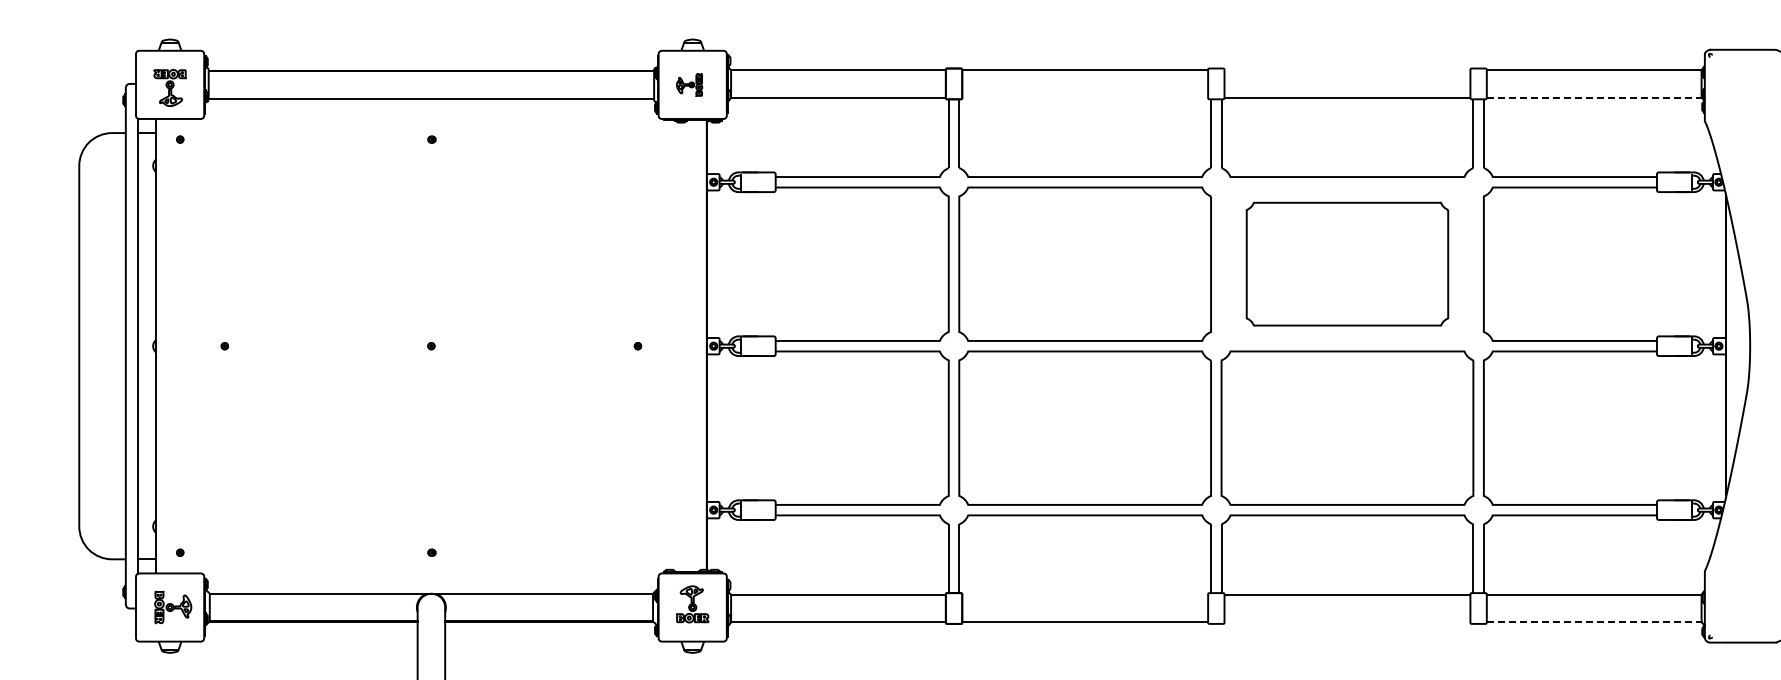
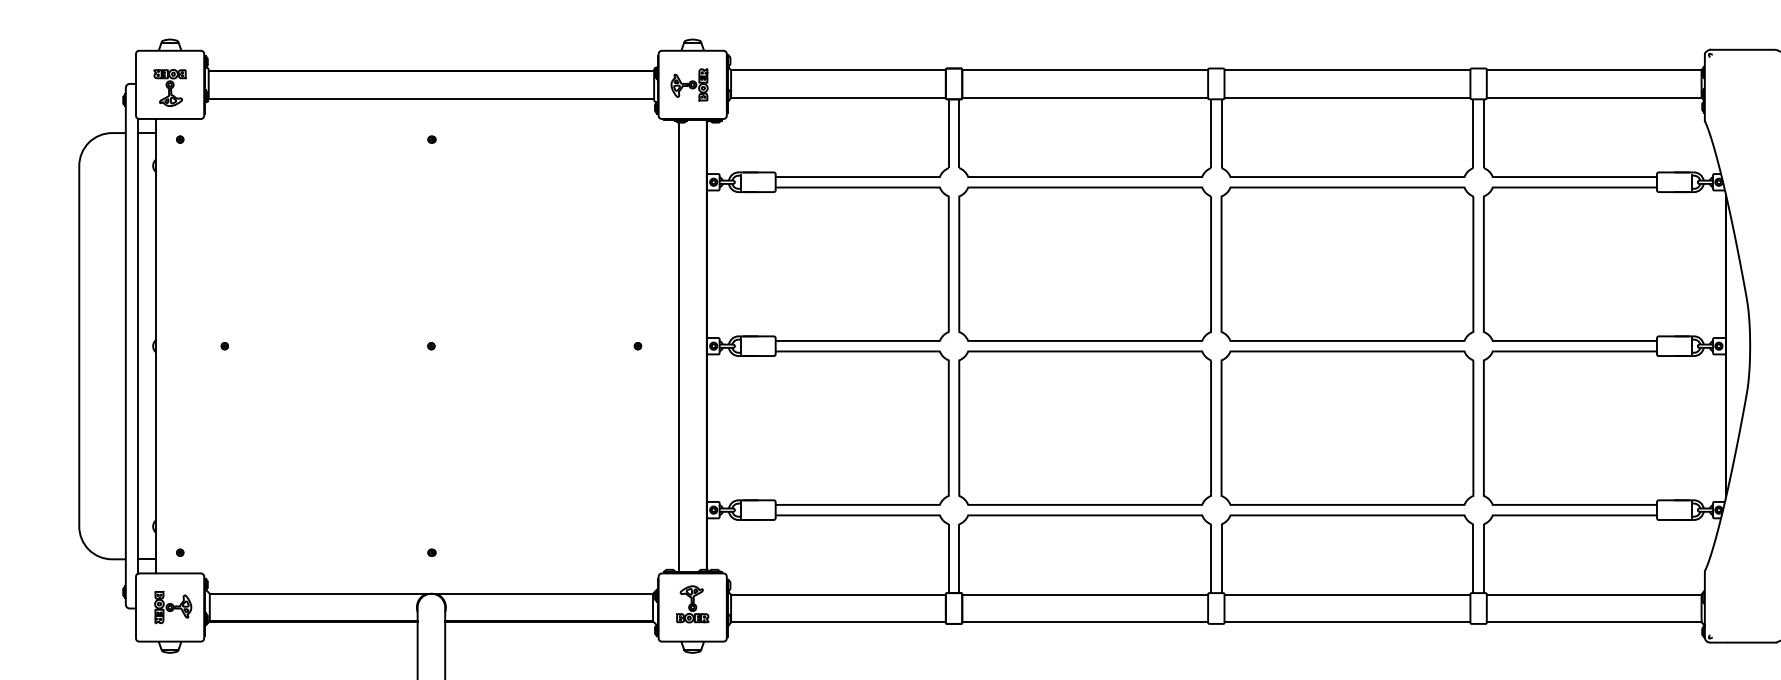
line: none -> present (1347, 70)
part size: 28x24 px -> 39x34 px (689, 84)
line: none -> present (1085, 97)
line: dashed -> solid (1594, 97)
part size: 205x126 px -> 255x156 px (1347, 263)
line: none -> present (678, 347)
line: none -> present (1085, 594)
line: none -> present (1347, 622)
line: dashed -> solid (1594, 622)
